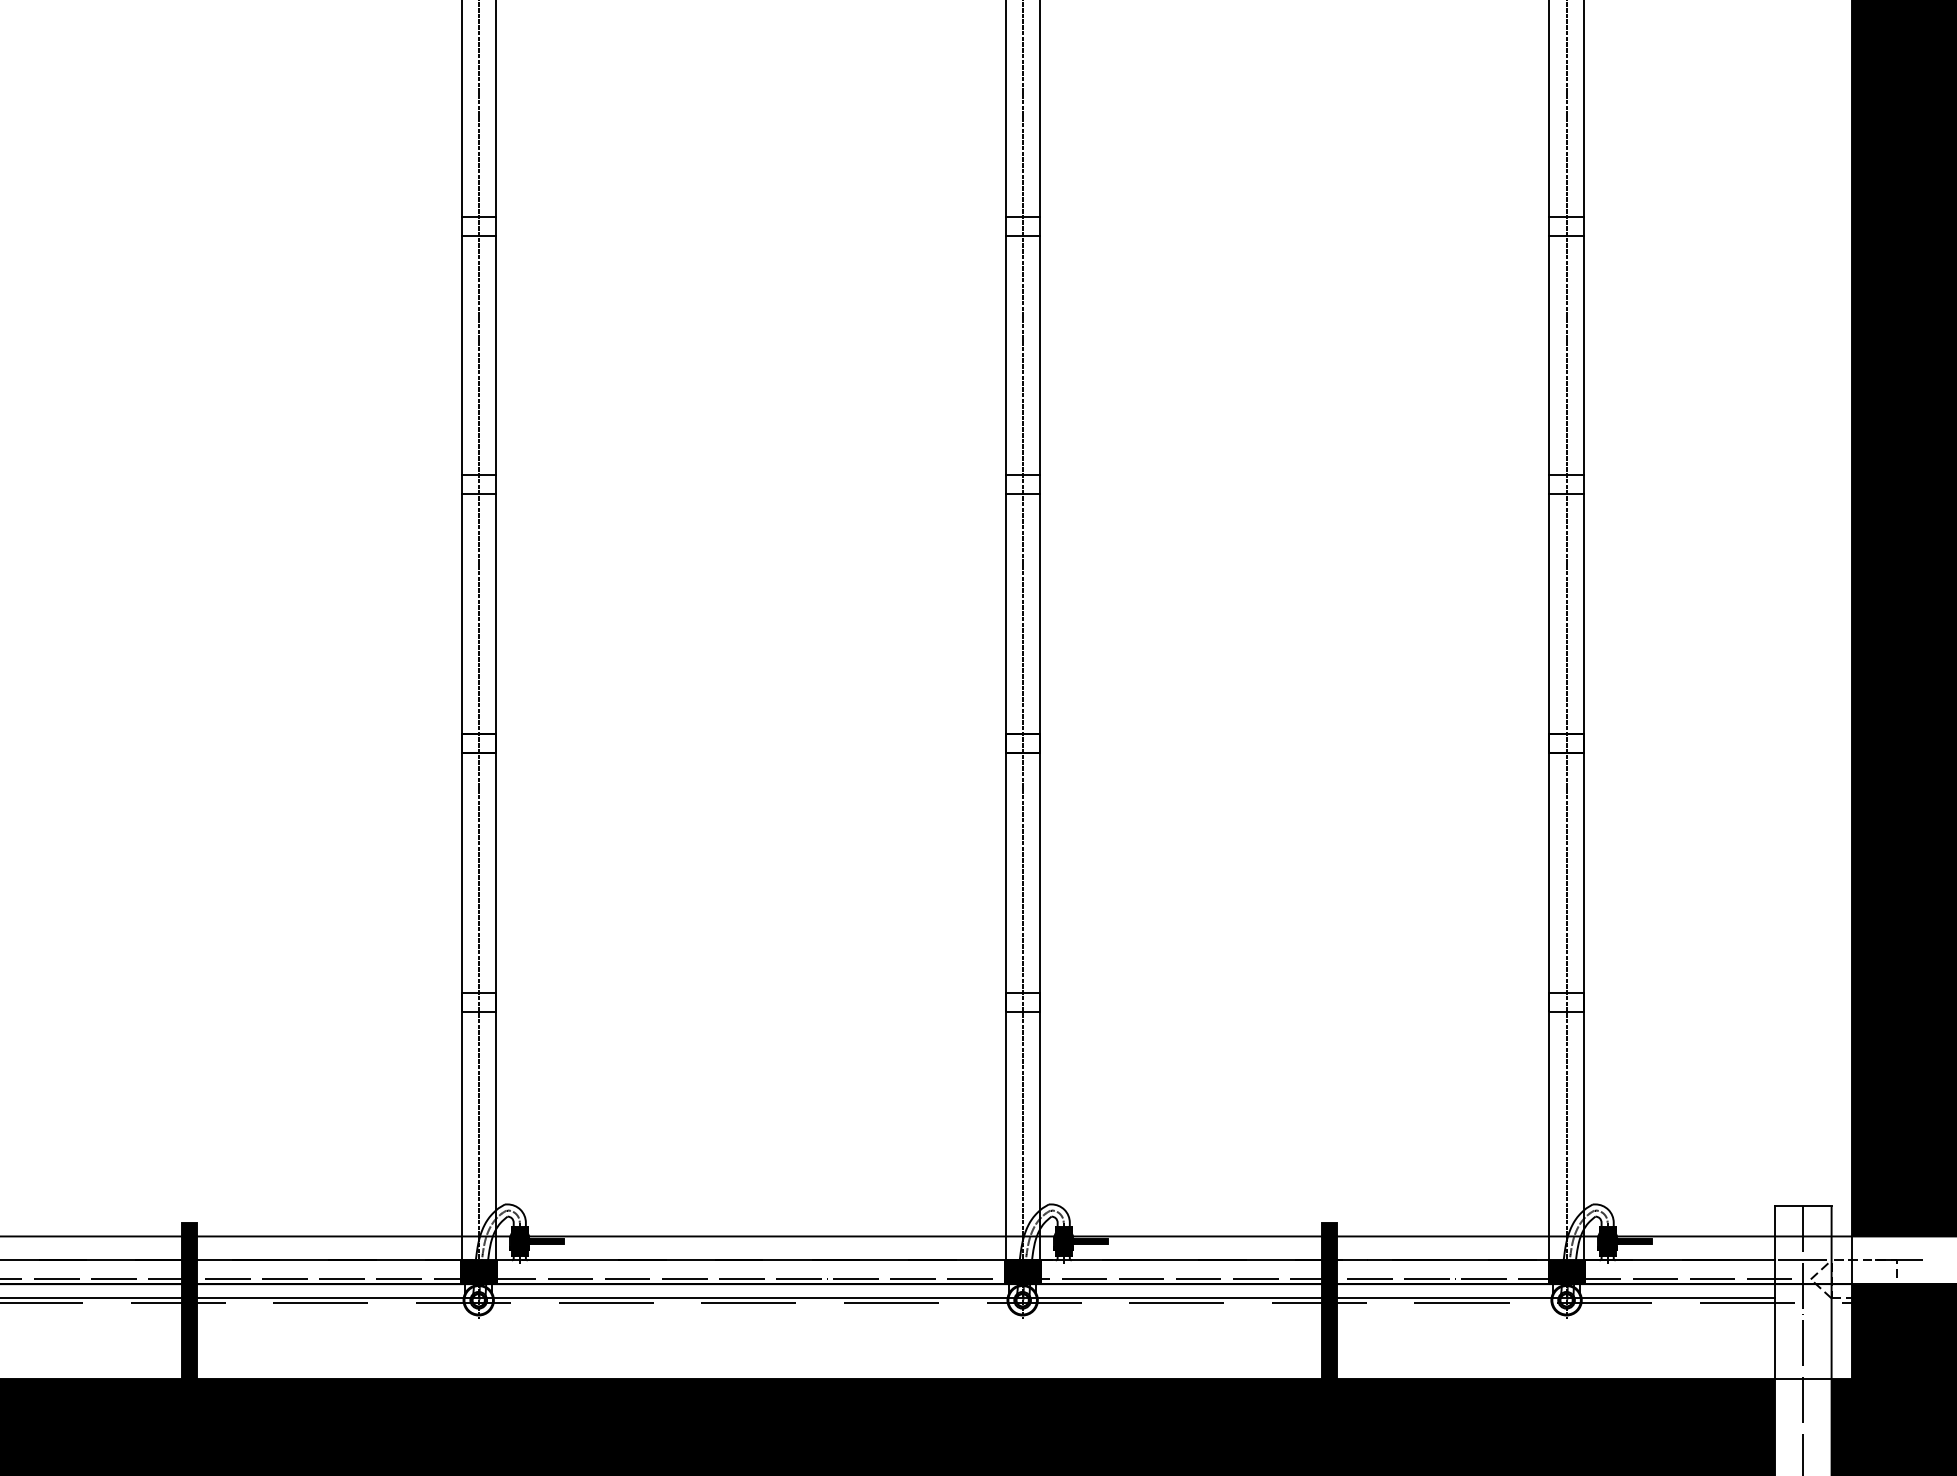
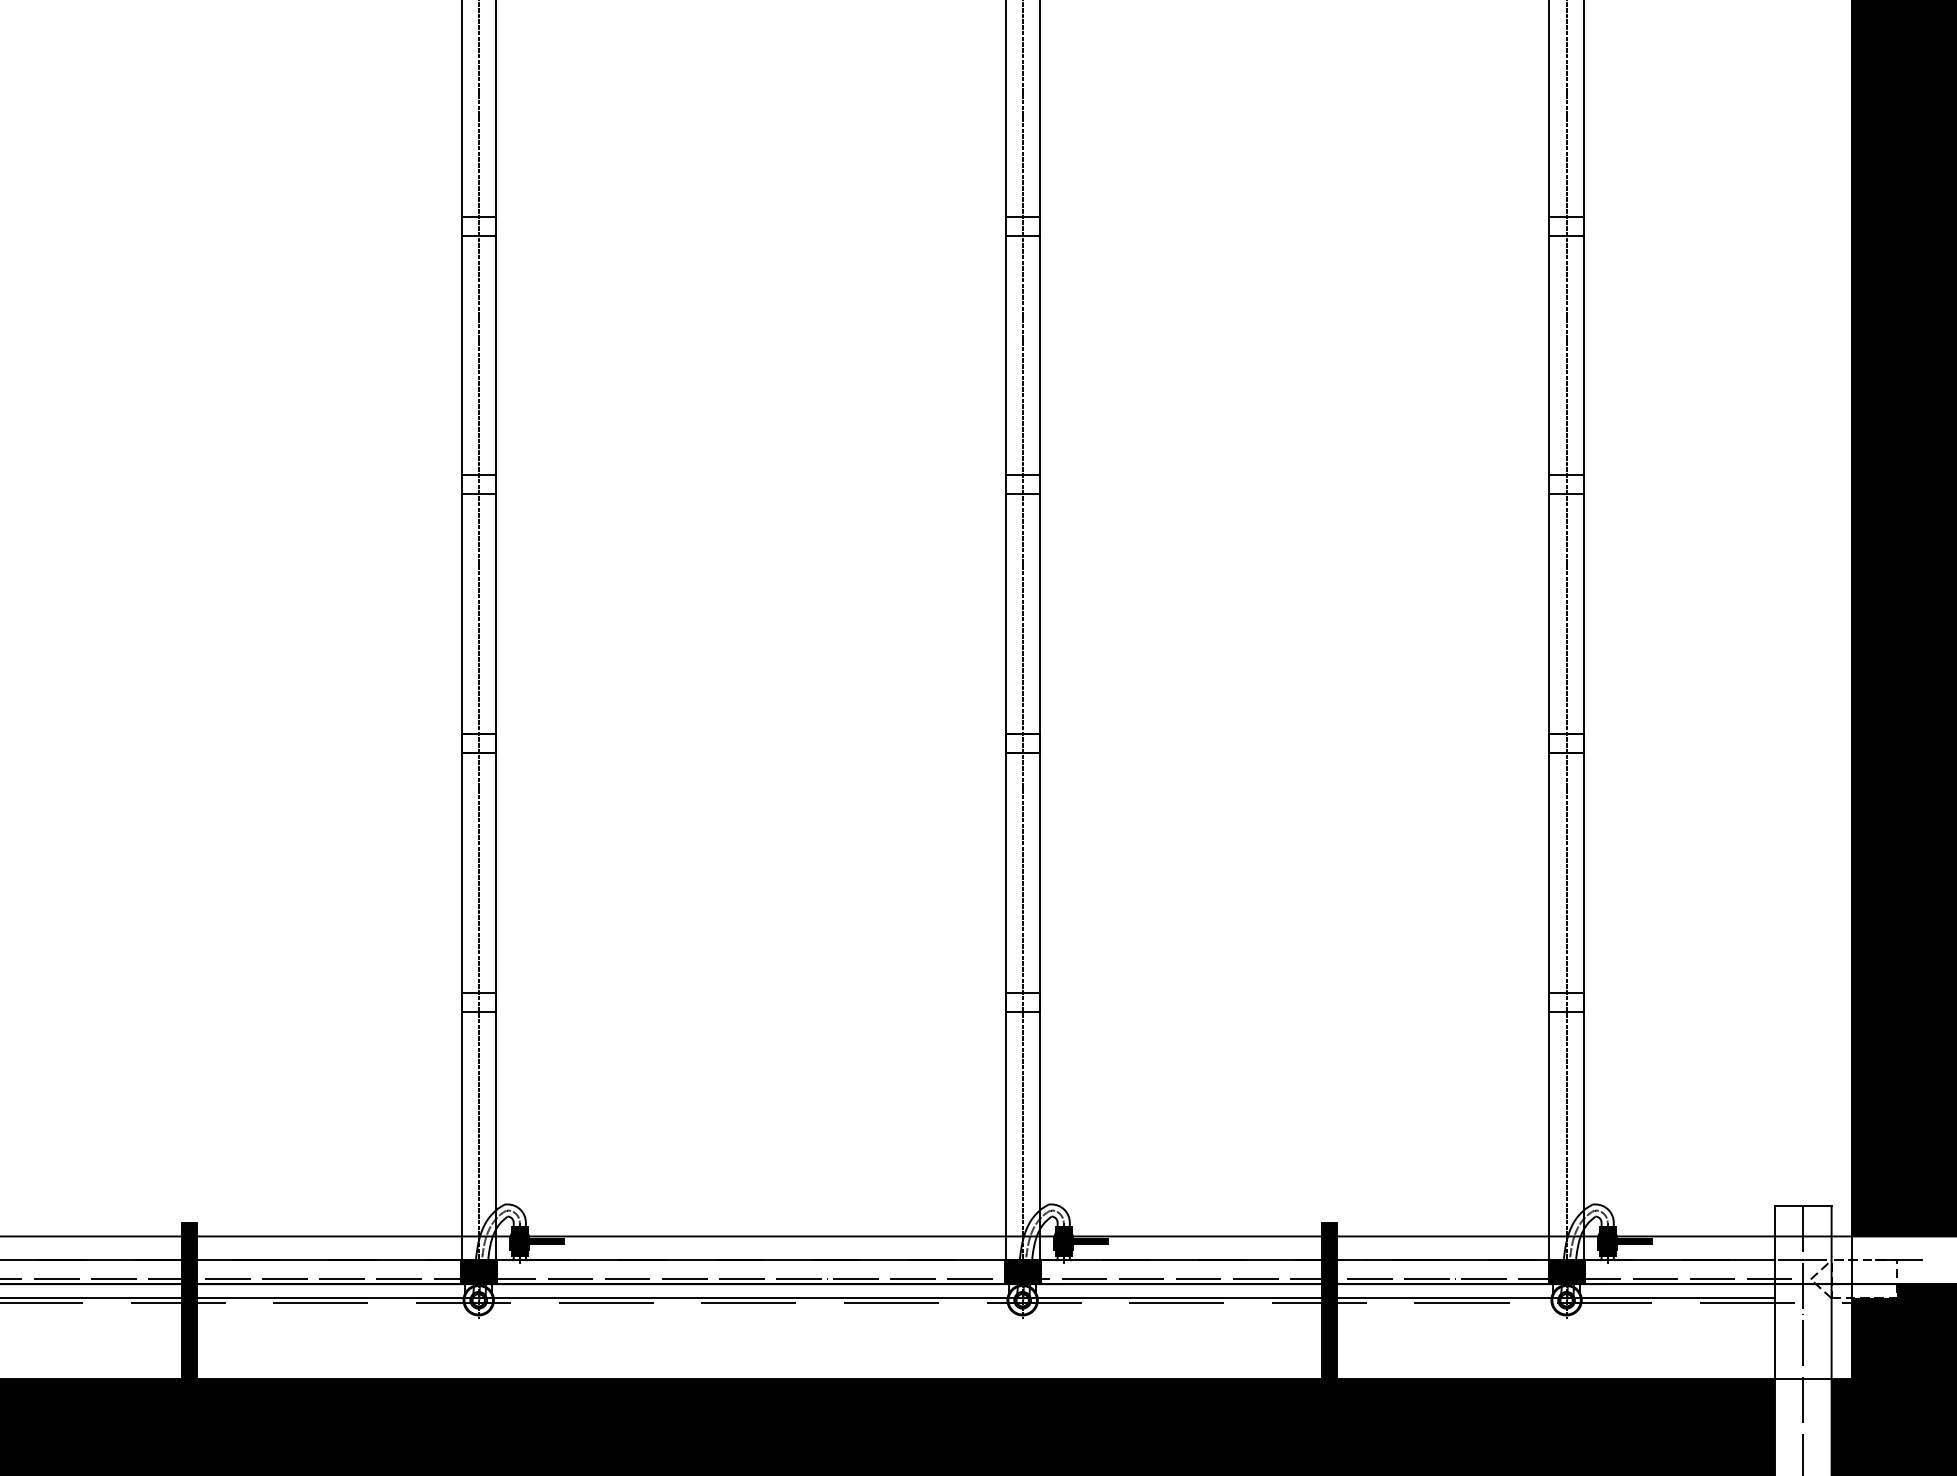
fill: present -> none (1874, 1291)
